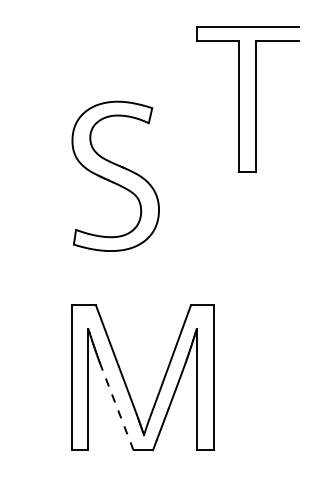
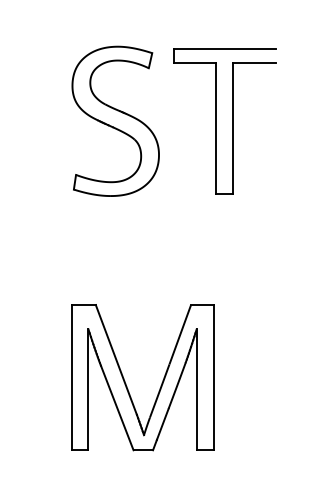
part position: (239, 99) -> (216, 121) (216, 121)
part position: (115, 175) -> (115, 120) (115, 120)
line: dashed -> solid (117, 407)
